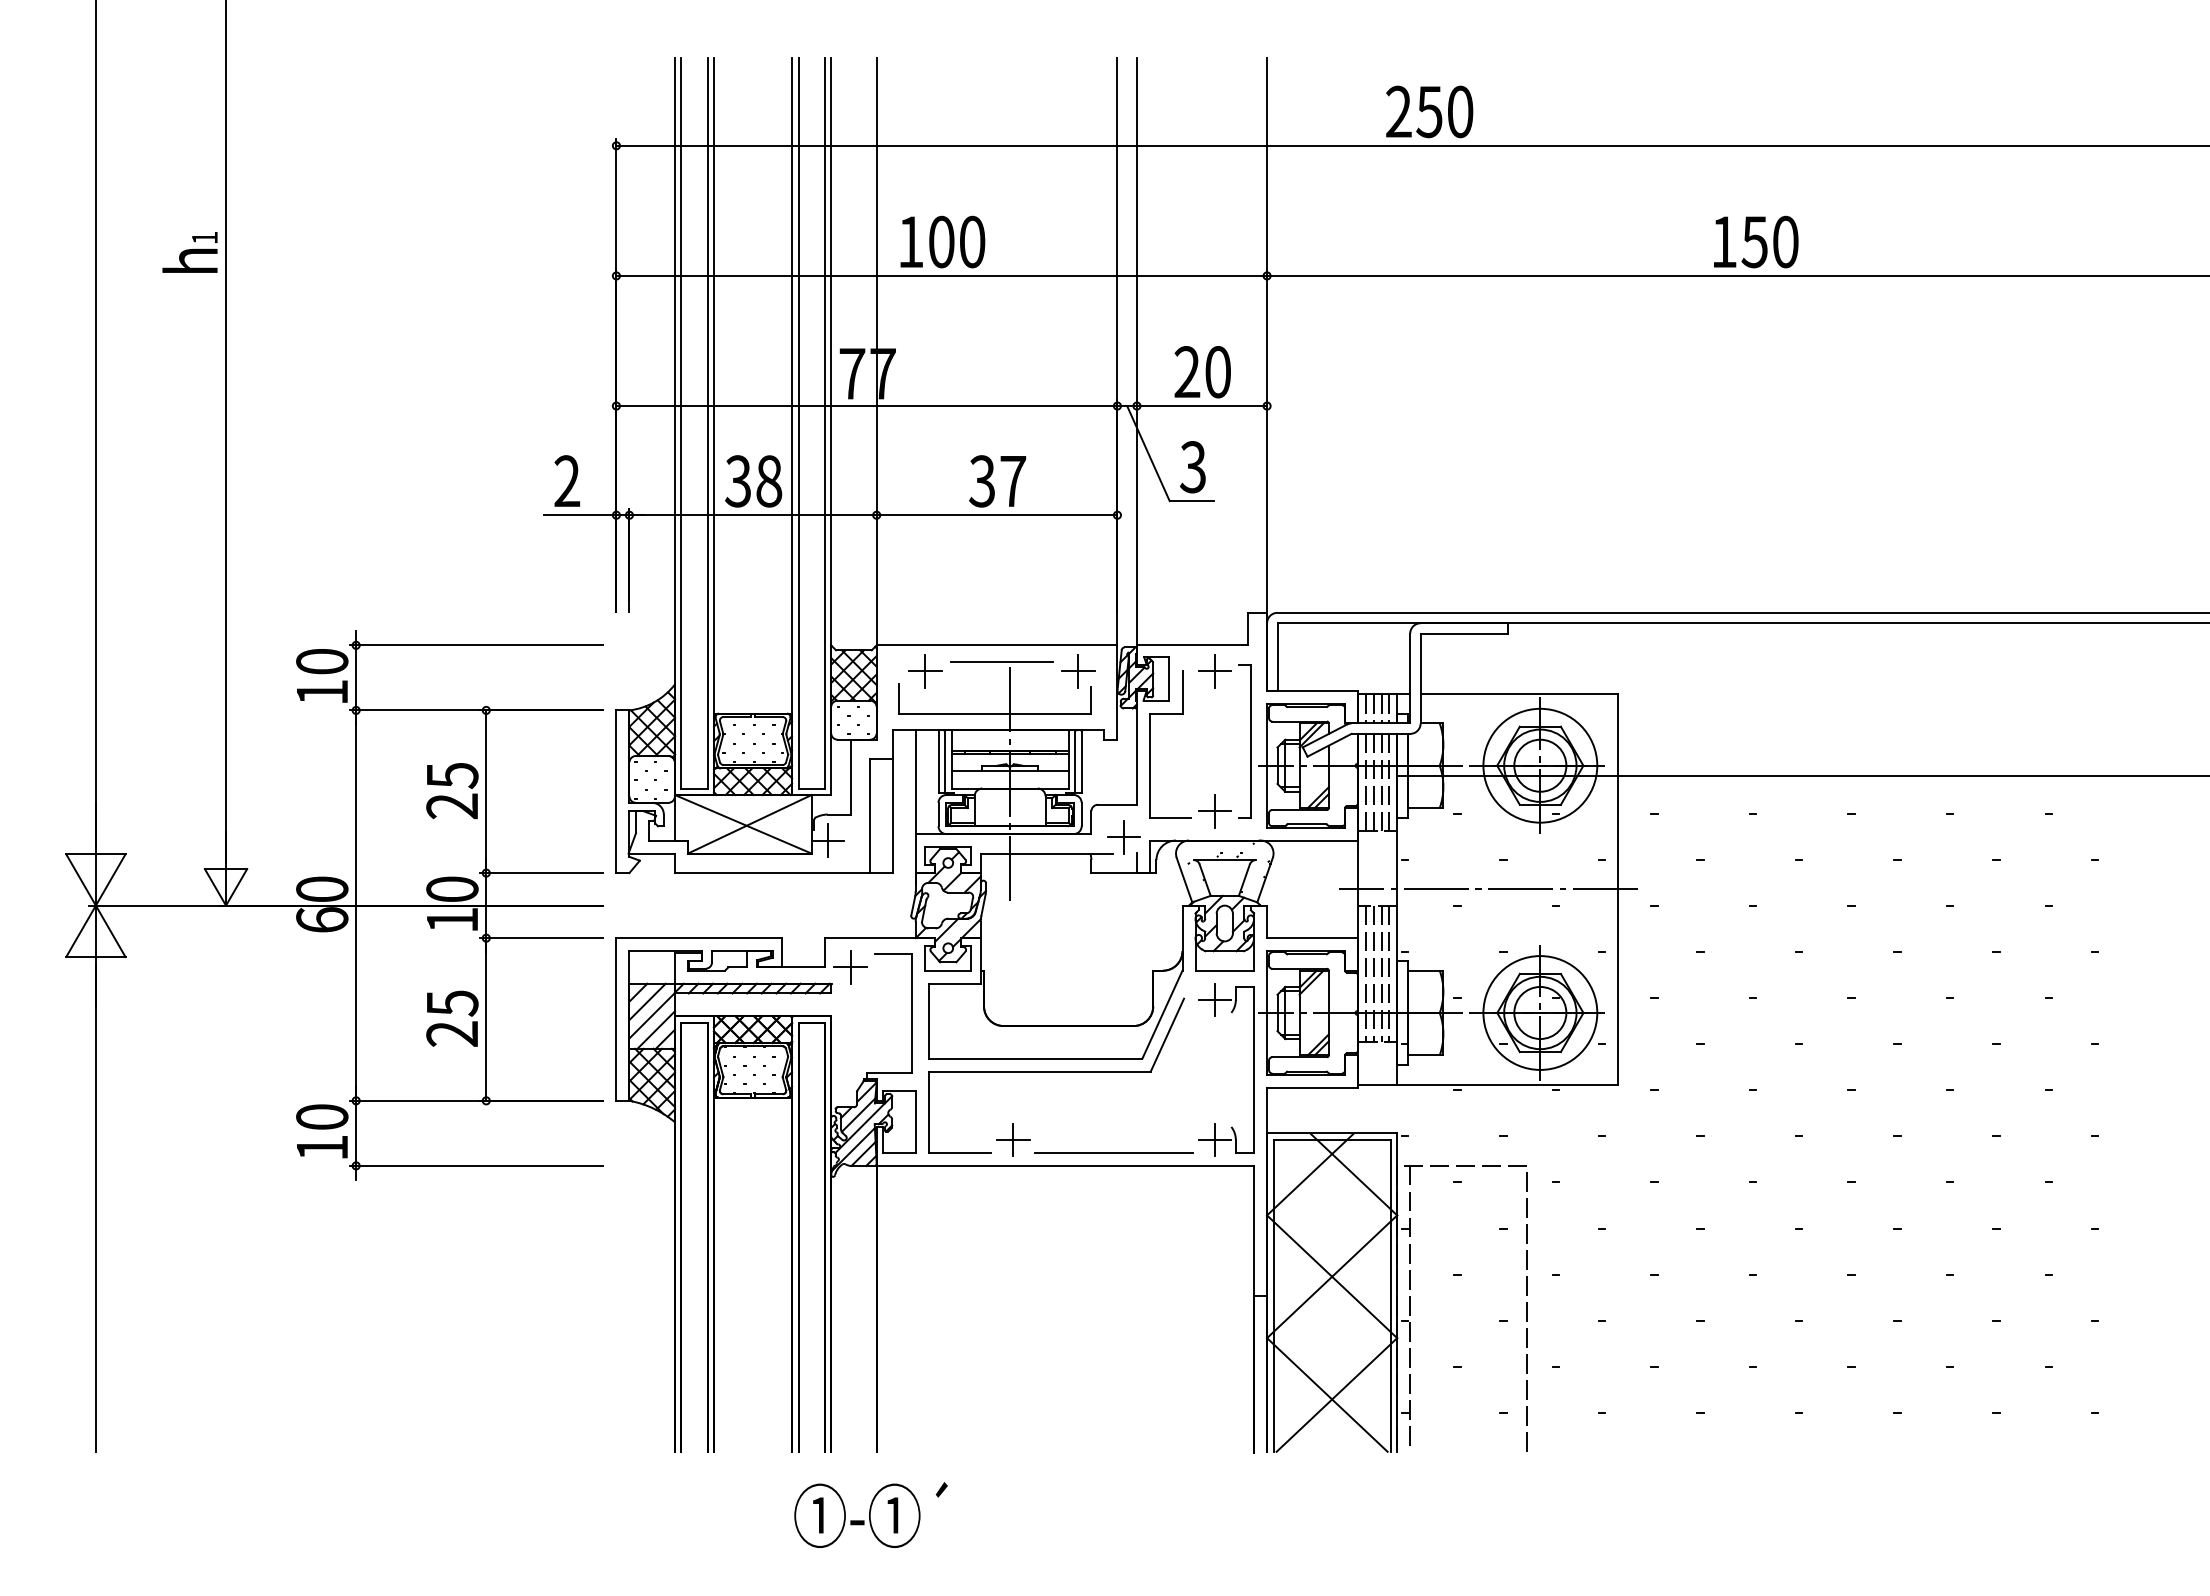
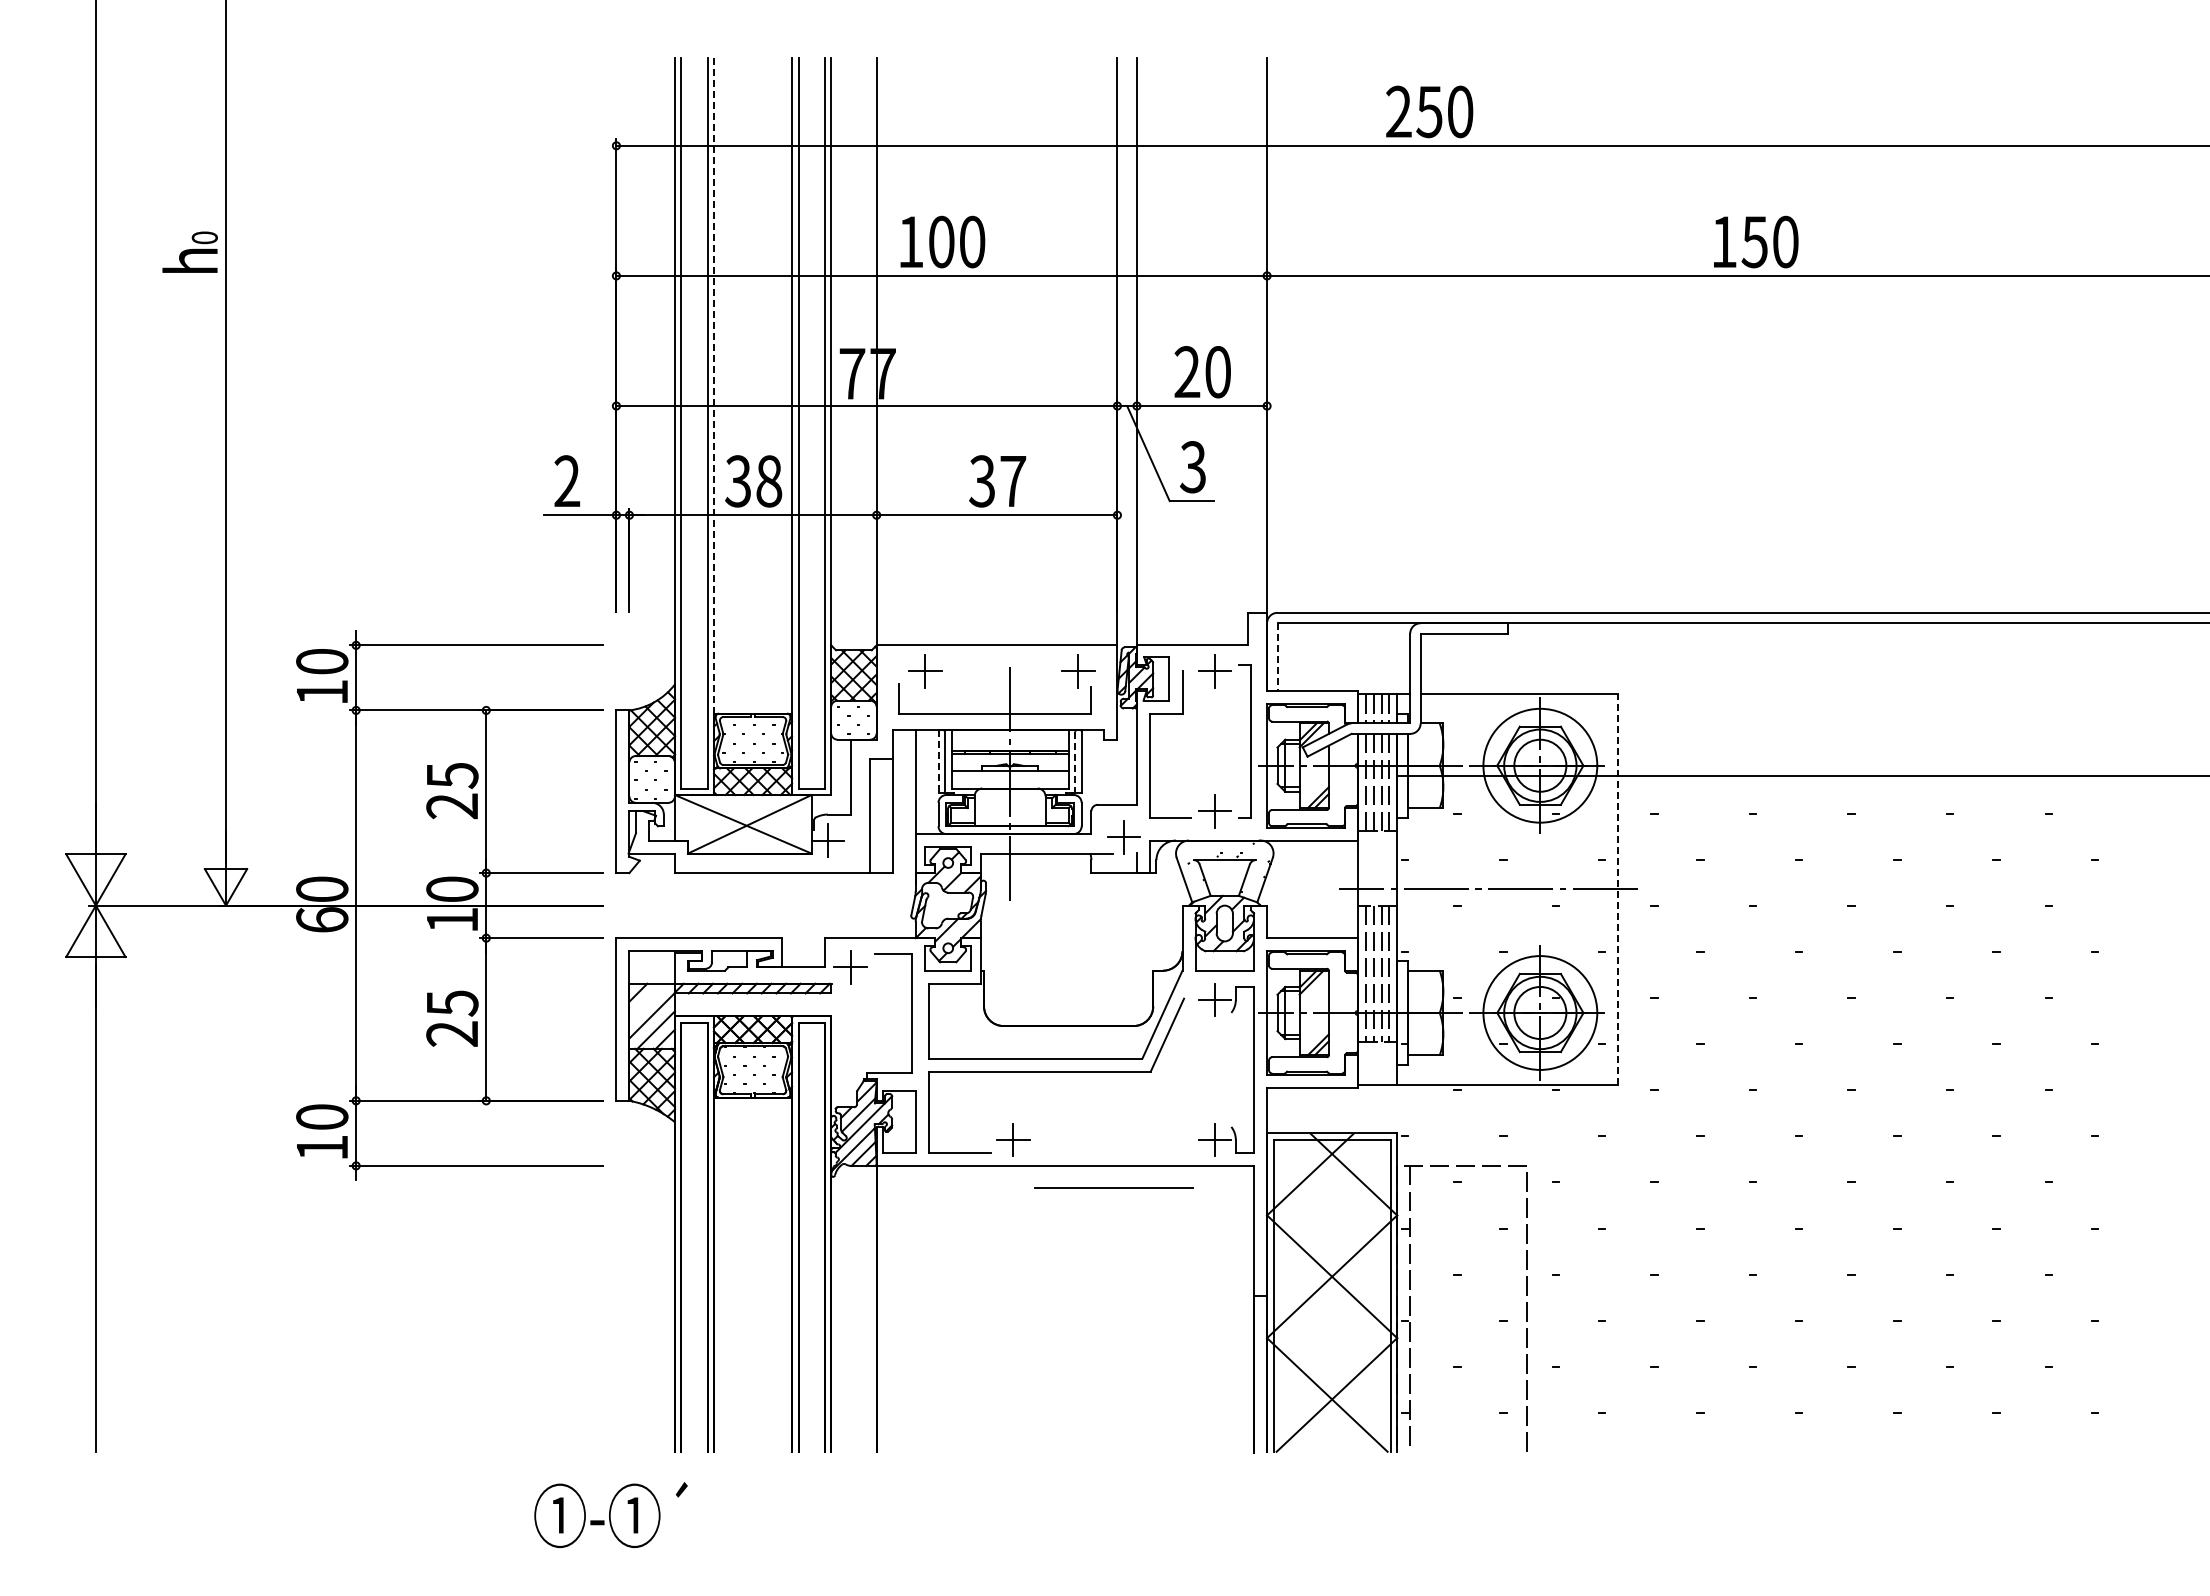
text: 1 -> 0 (204, 237)
line: solid -> dashed (714, 426)
line: solid -> dashed (1277, 657)
line: present -> none (1001, 661)
line: solid -> dashed (938, 761)
line: solid -> dashed (1075, 762)
line: solid -> dashed (1618, 888)
line: present -> none (647, 1001)
line position: (1113, 1152) -> (1113, 1187) (1113, 1187)
text position: (870, 1515) -> (610, 1515) (610, 1515)
